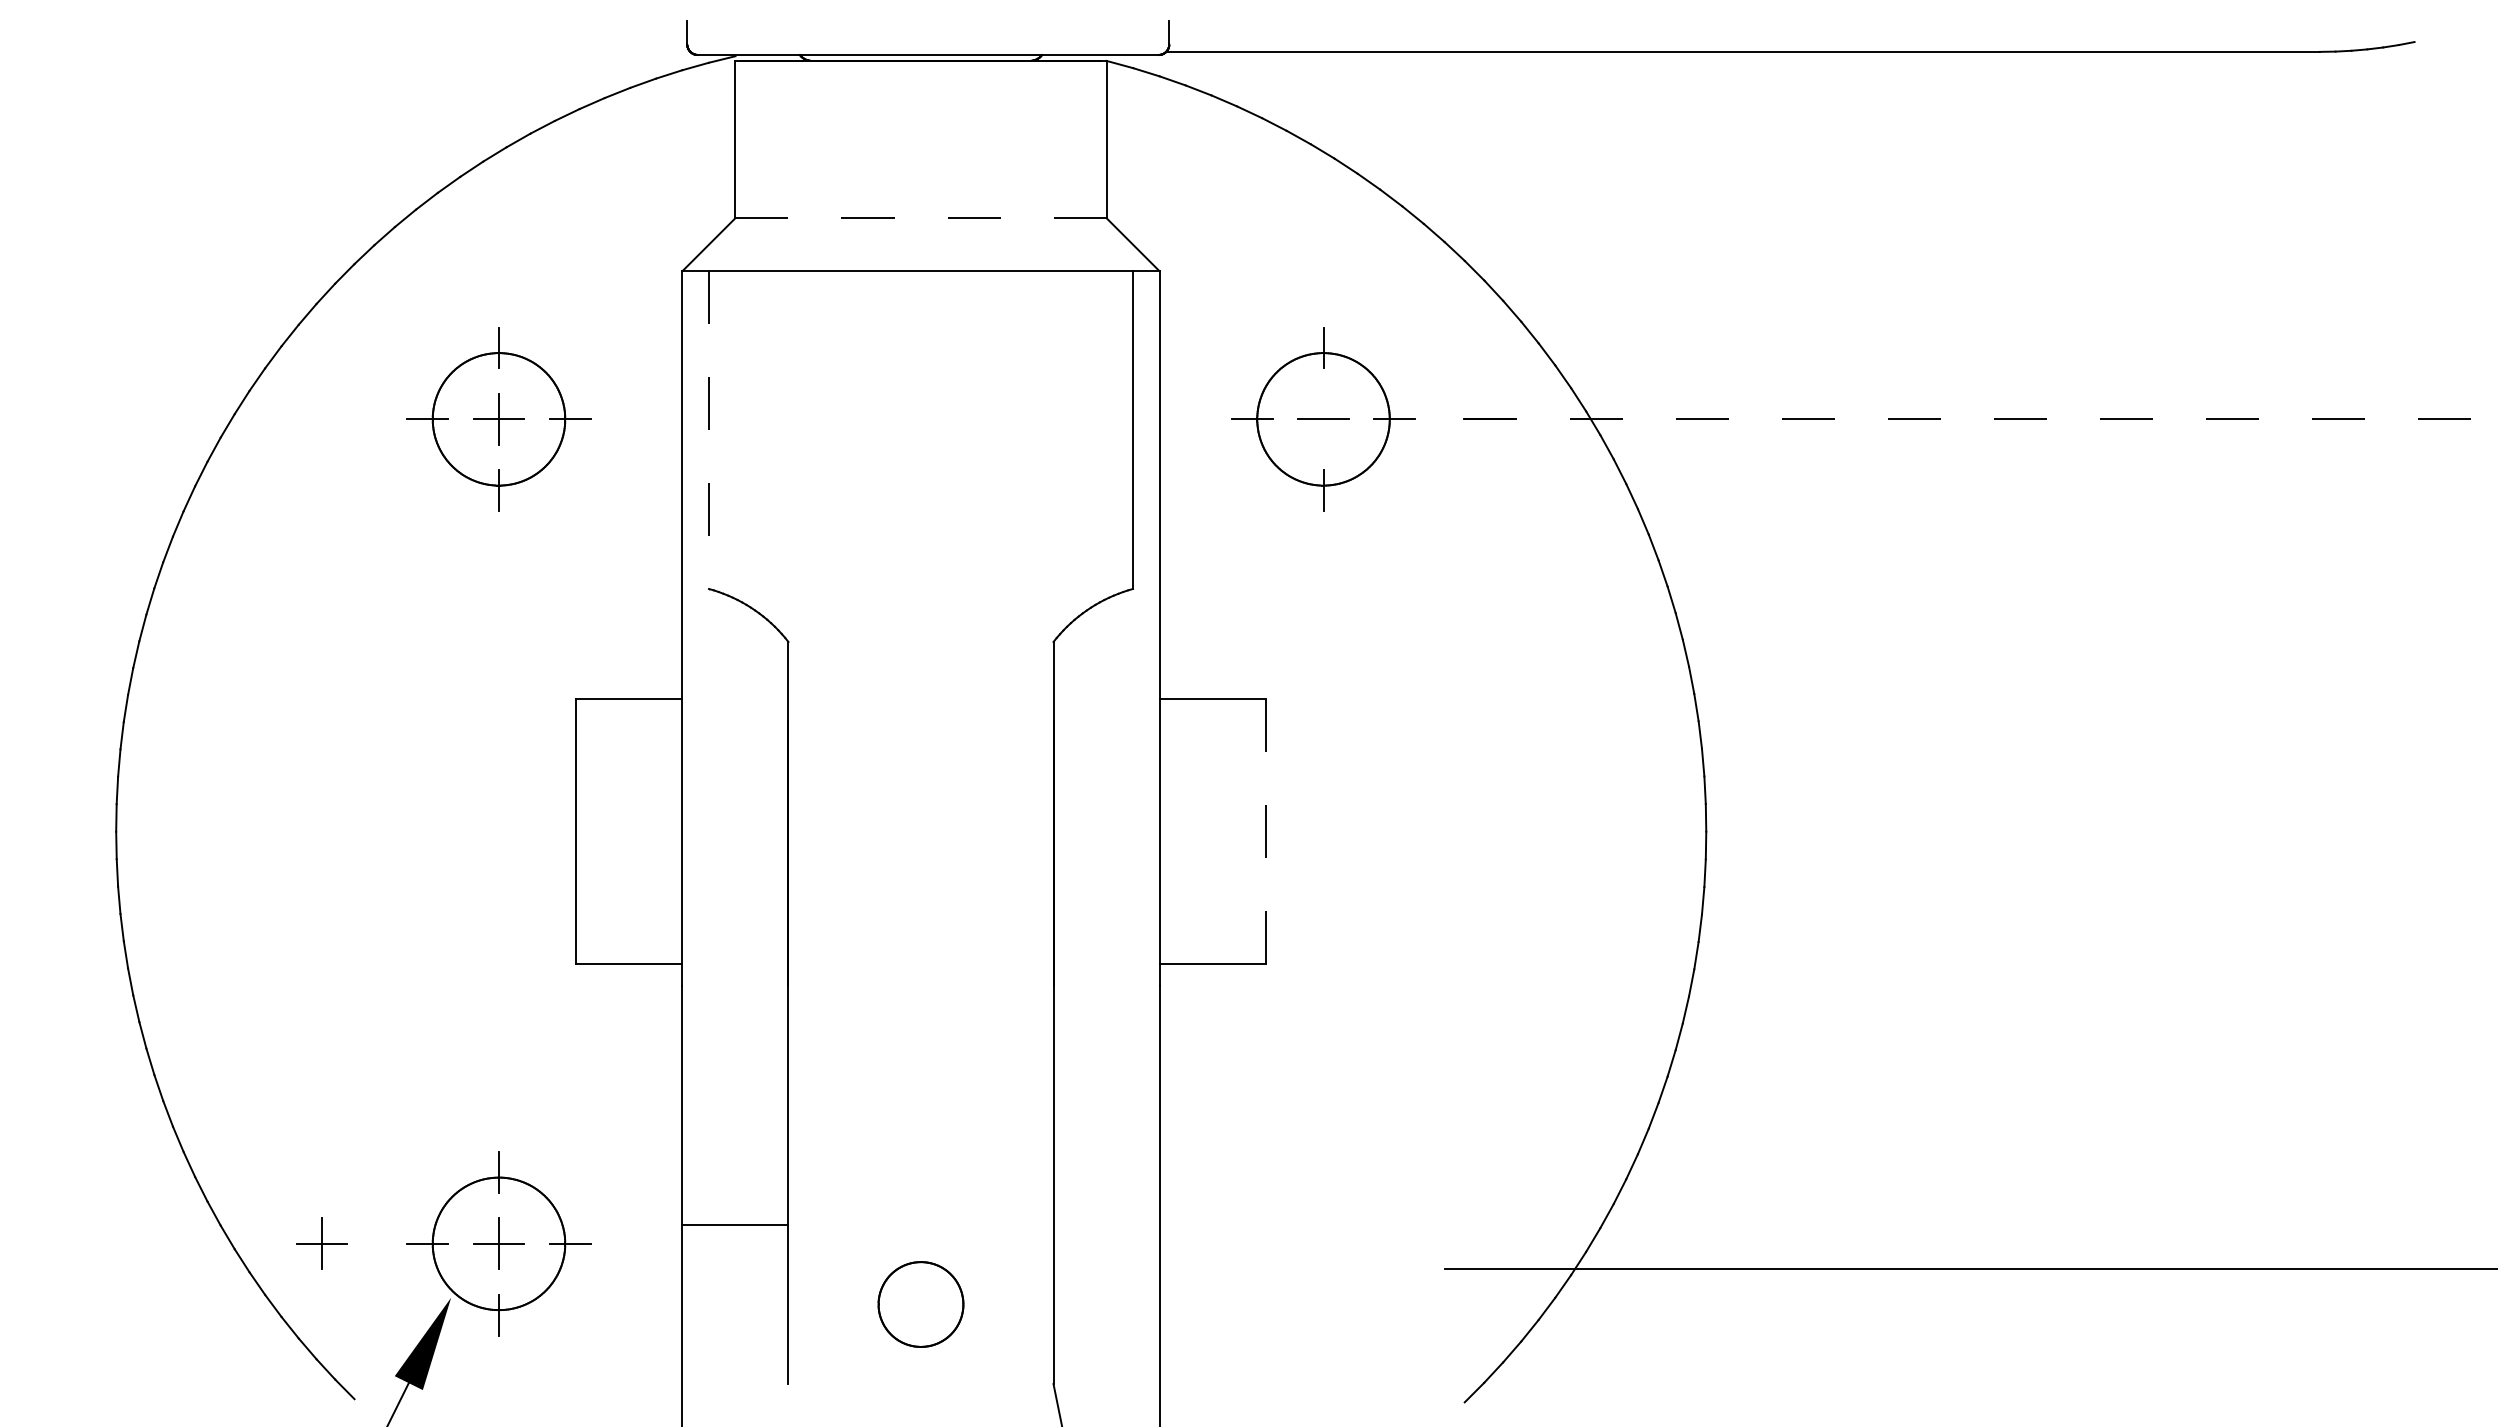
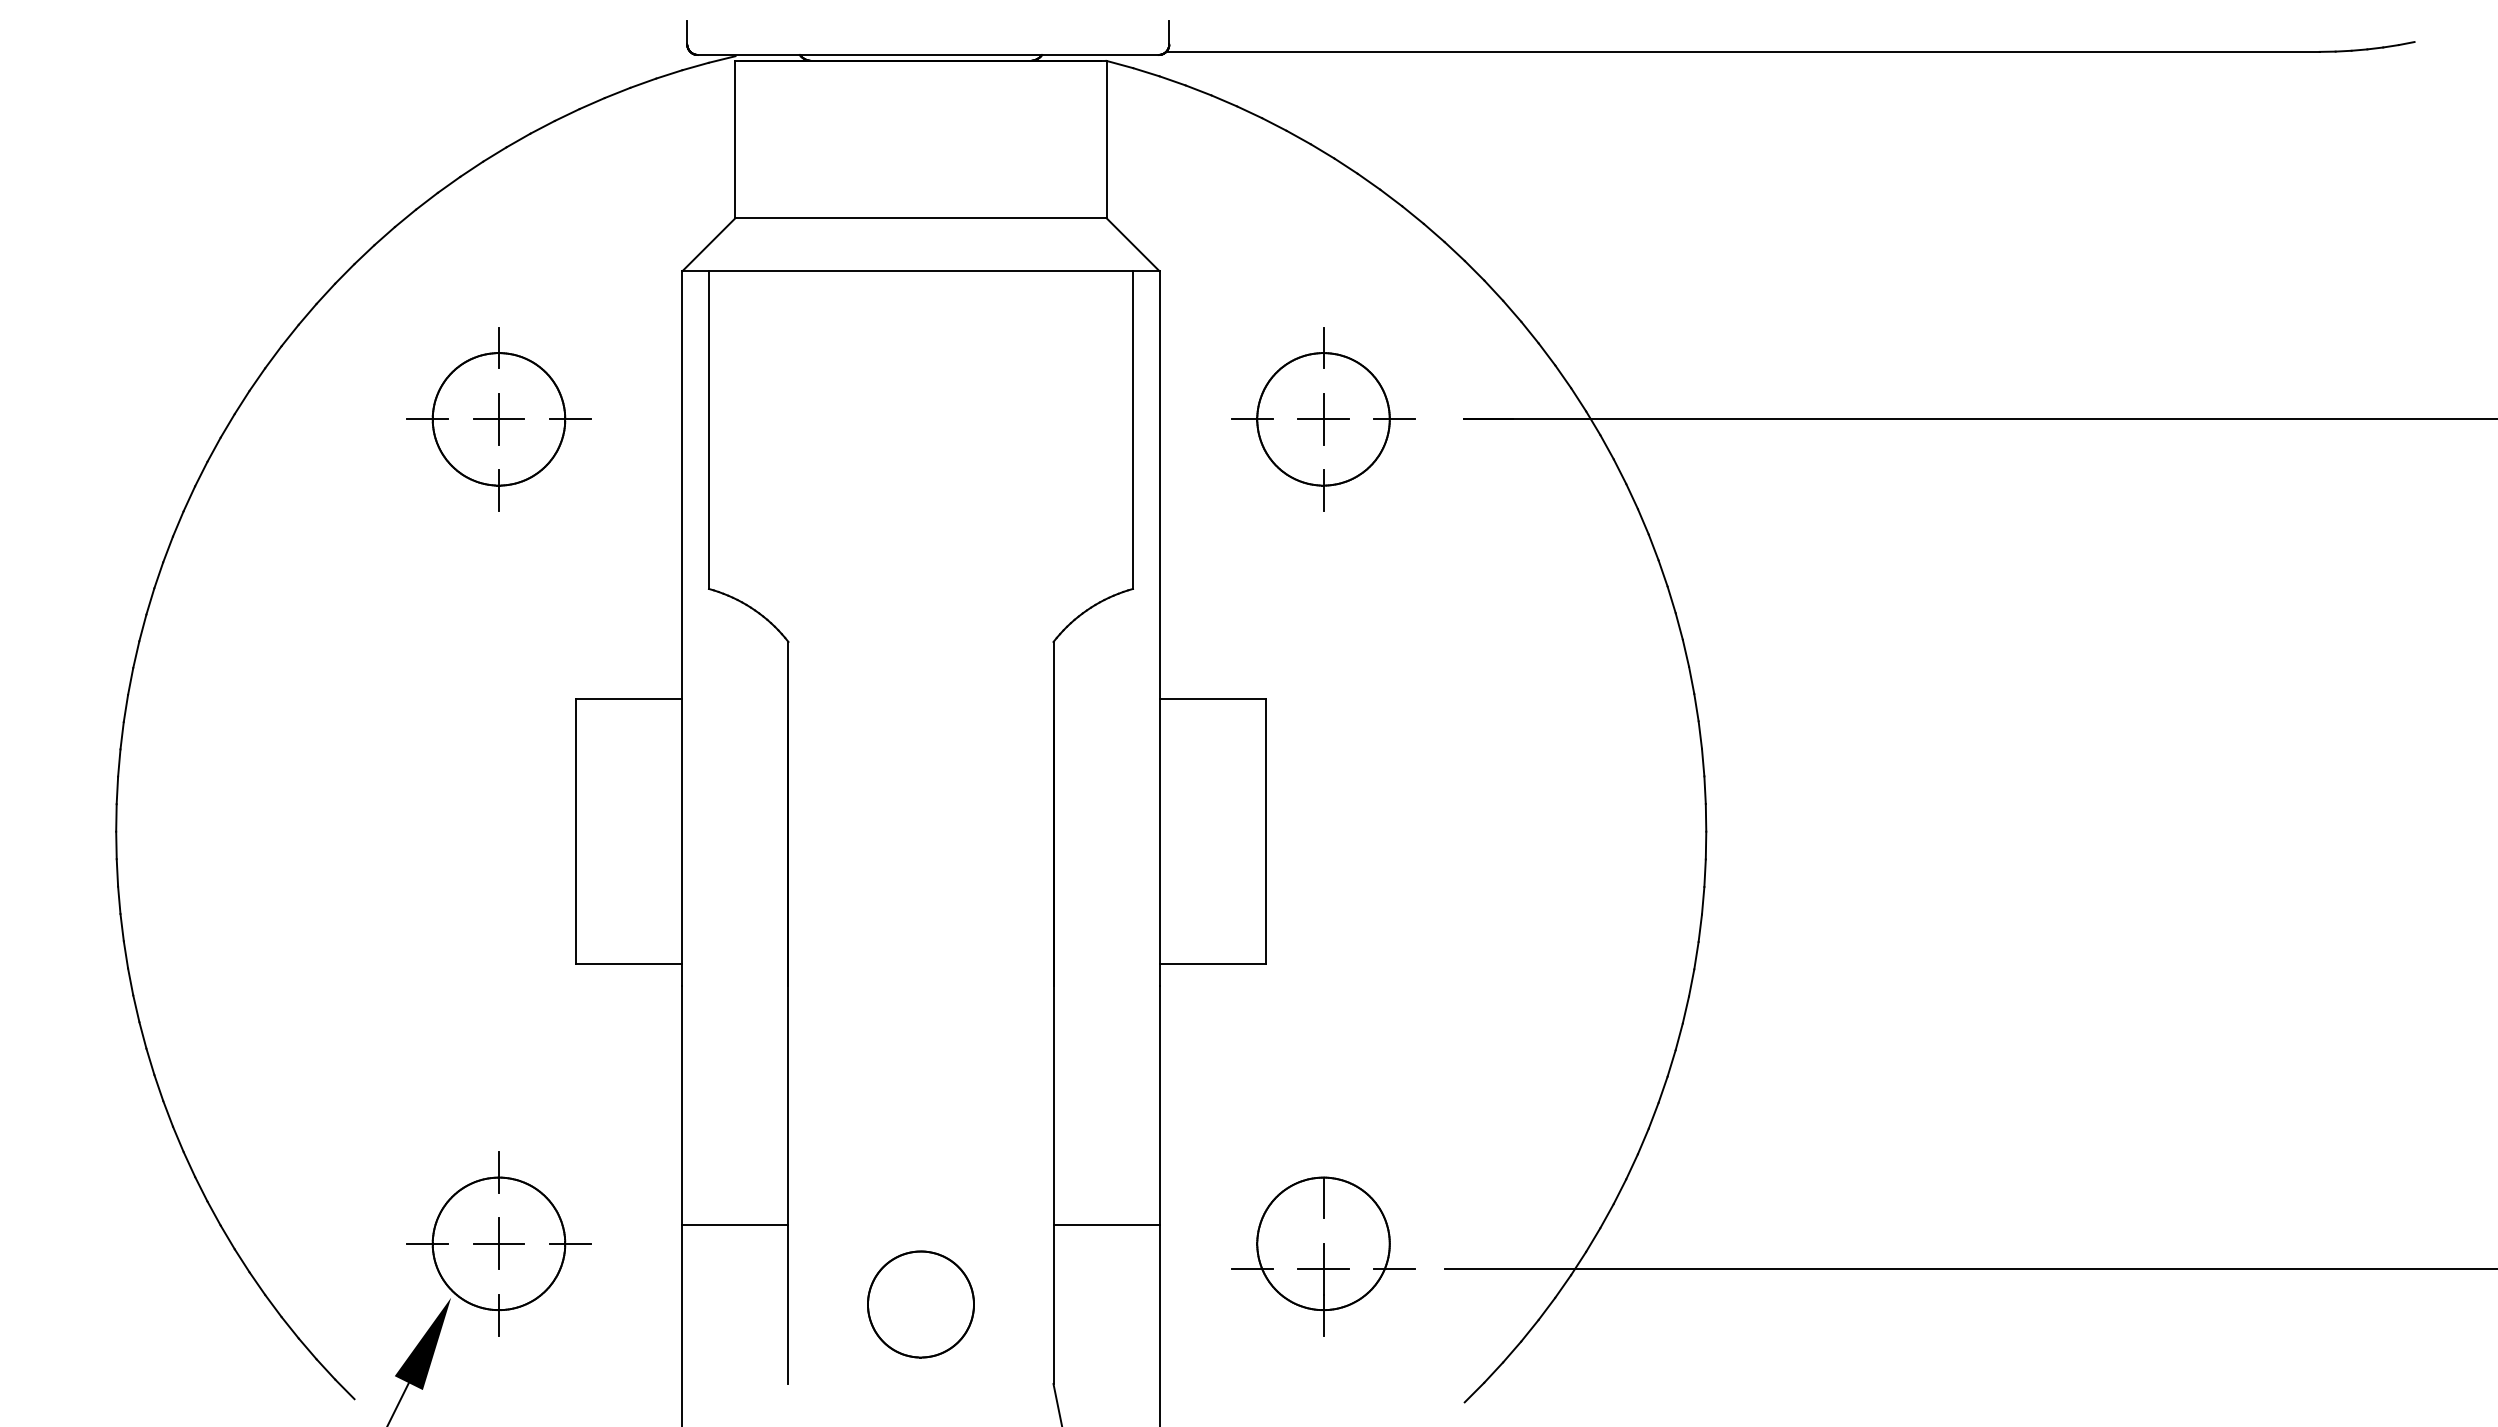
line: dashed -> solid (920, 218)
line: none -> present (1323, 418)
line: dashed -> solid (1980, 419)
line: dashed -> solid (708, 430)
line: dashed -> solid (1265, 831)
line: none -> present (1106, 1225)
part: present -> none (321, 1243)
part: none -> present (1323, 1256)
part size: 88x87 px -> 108x109 px (920, 1304)
